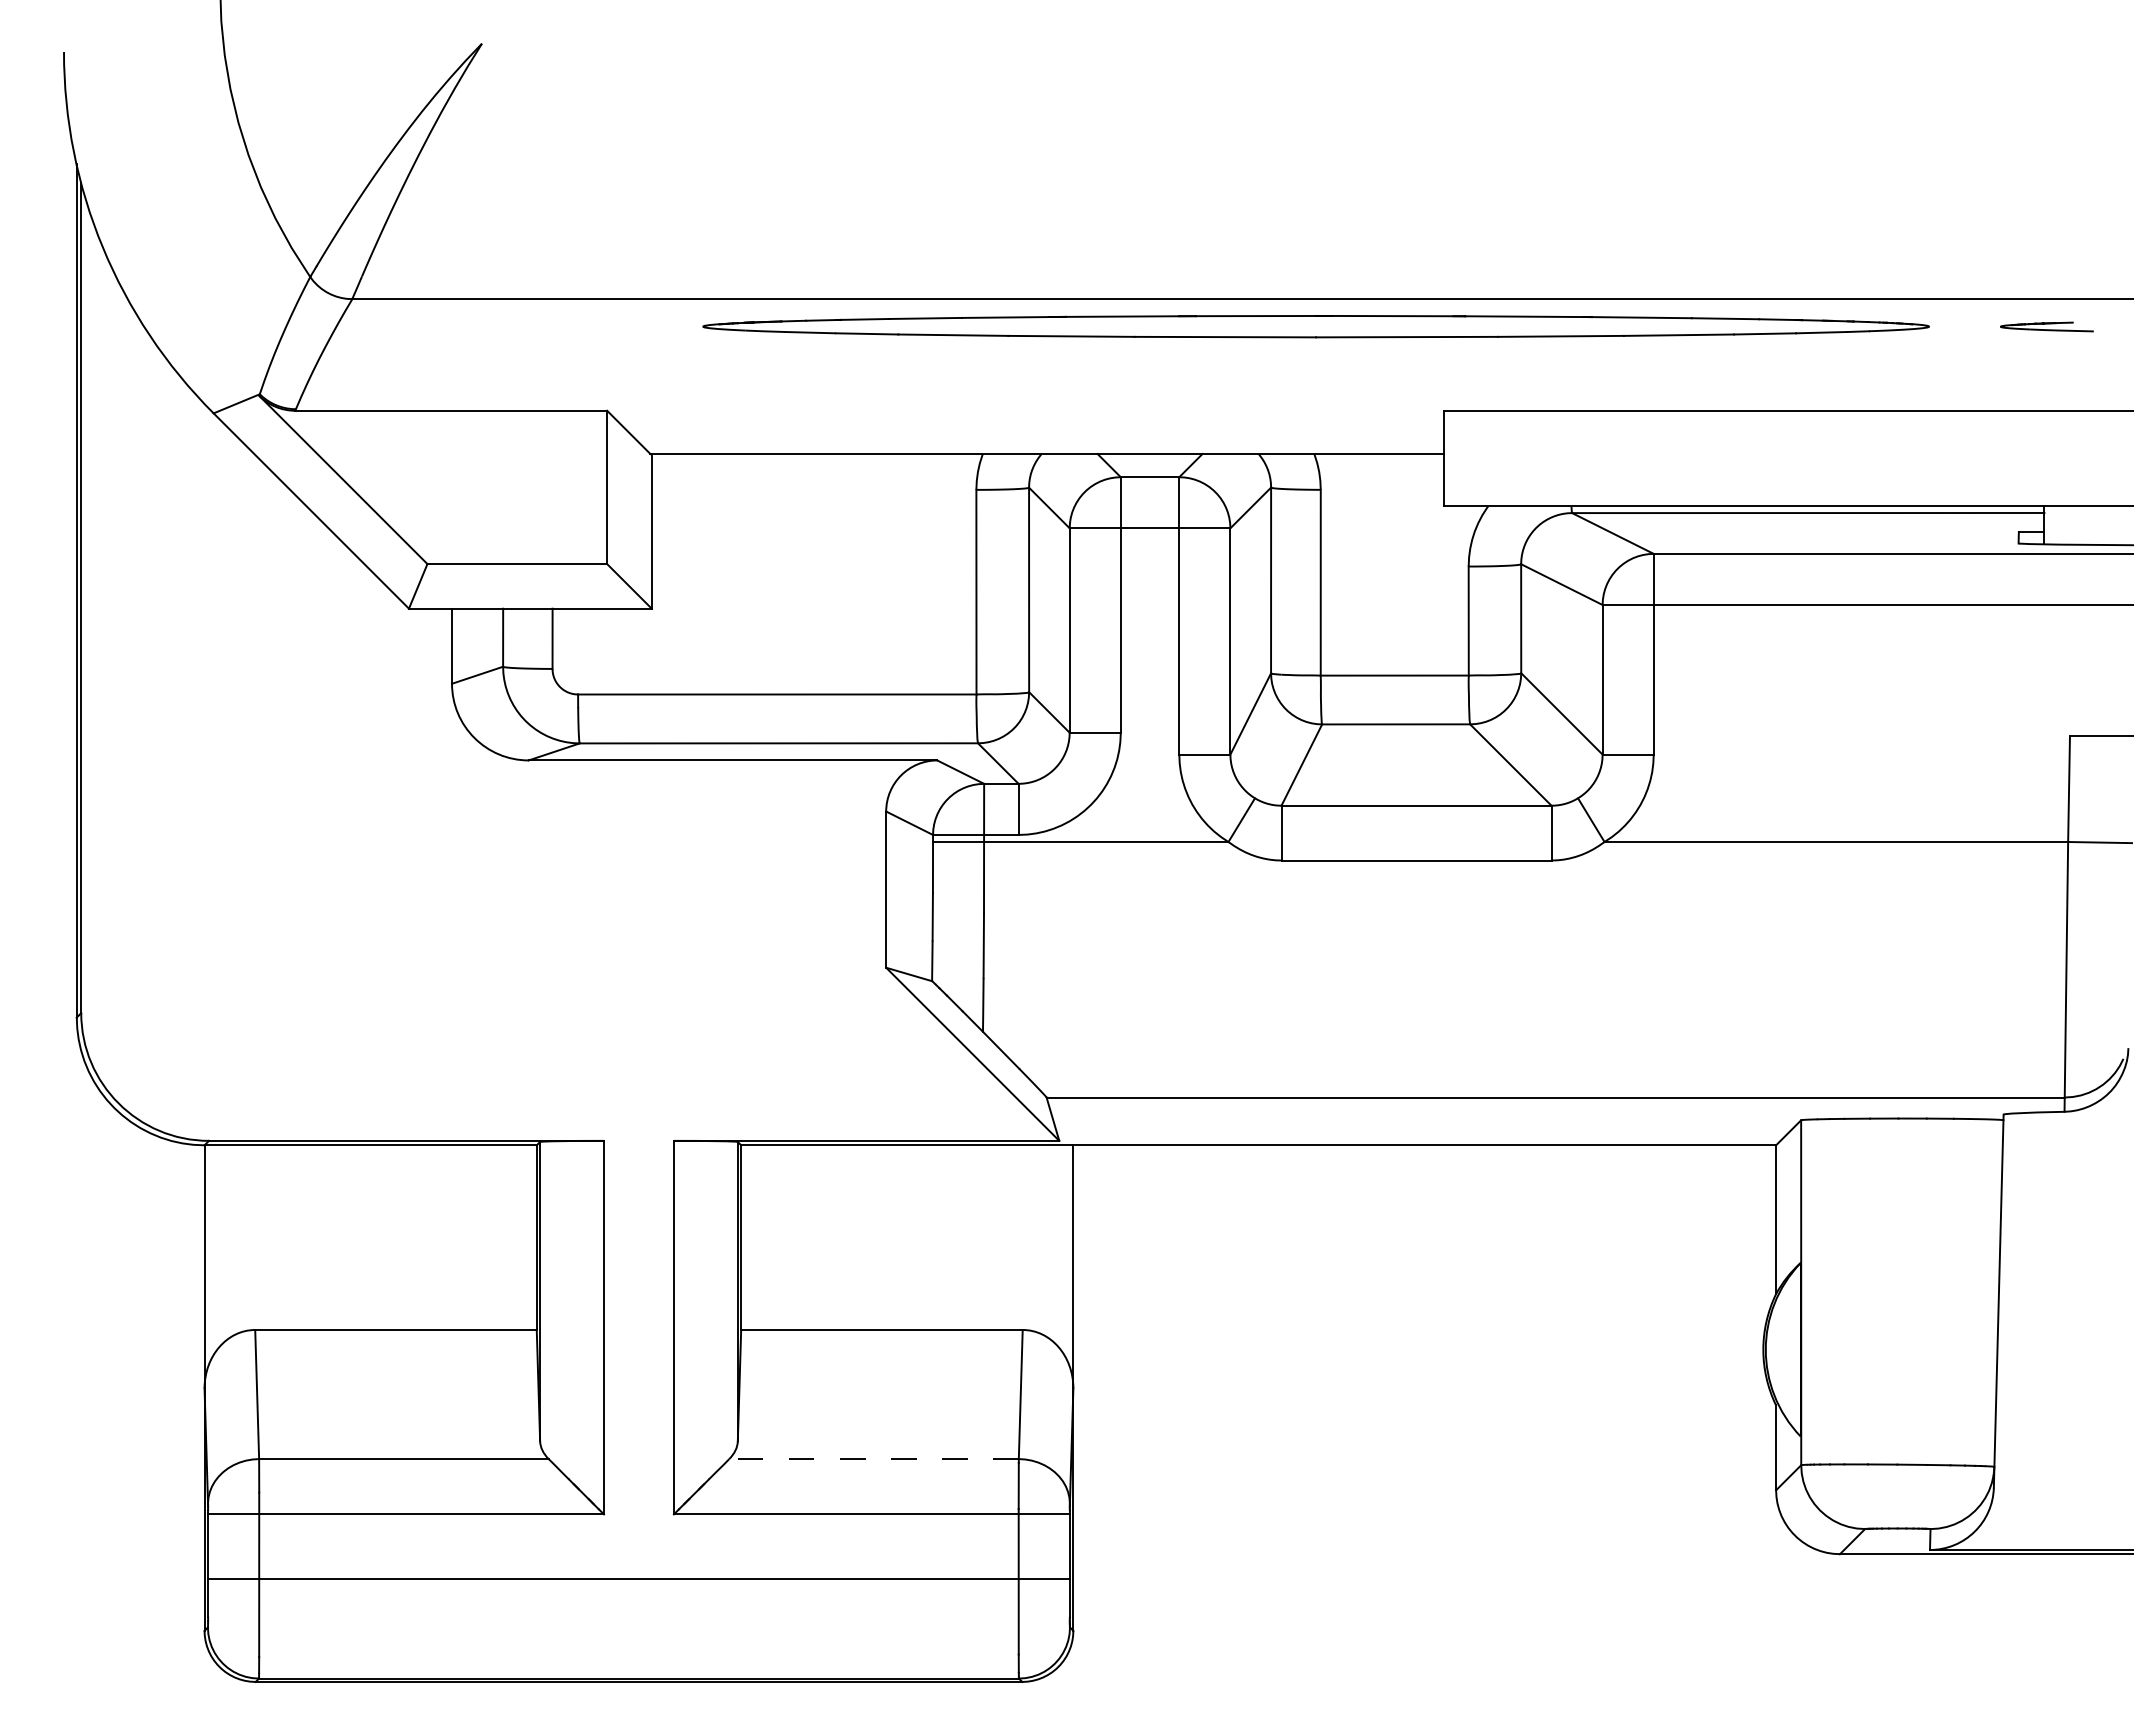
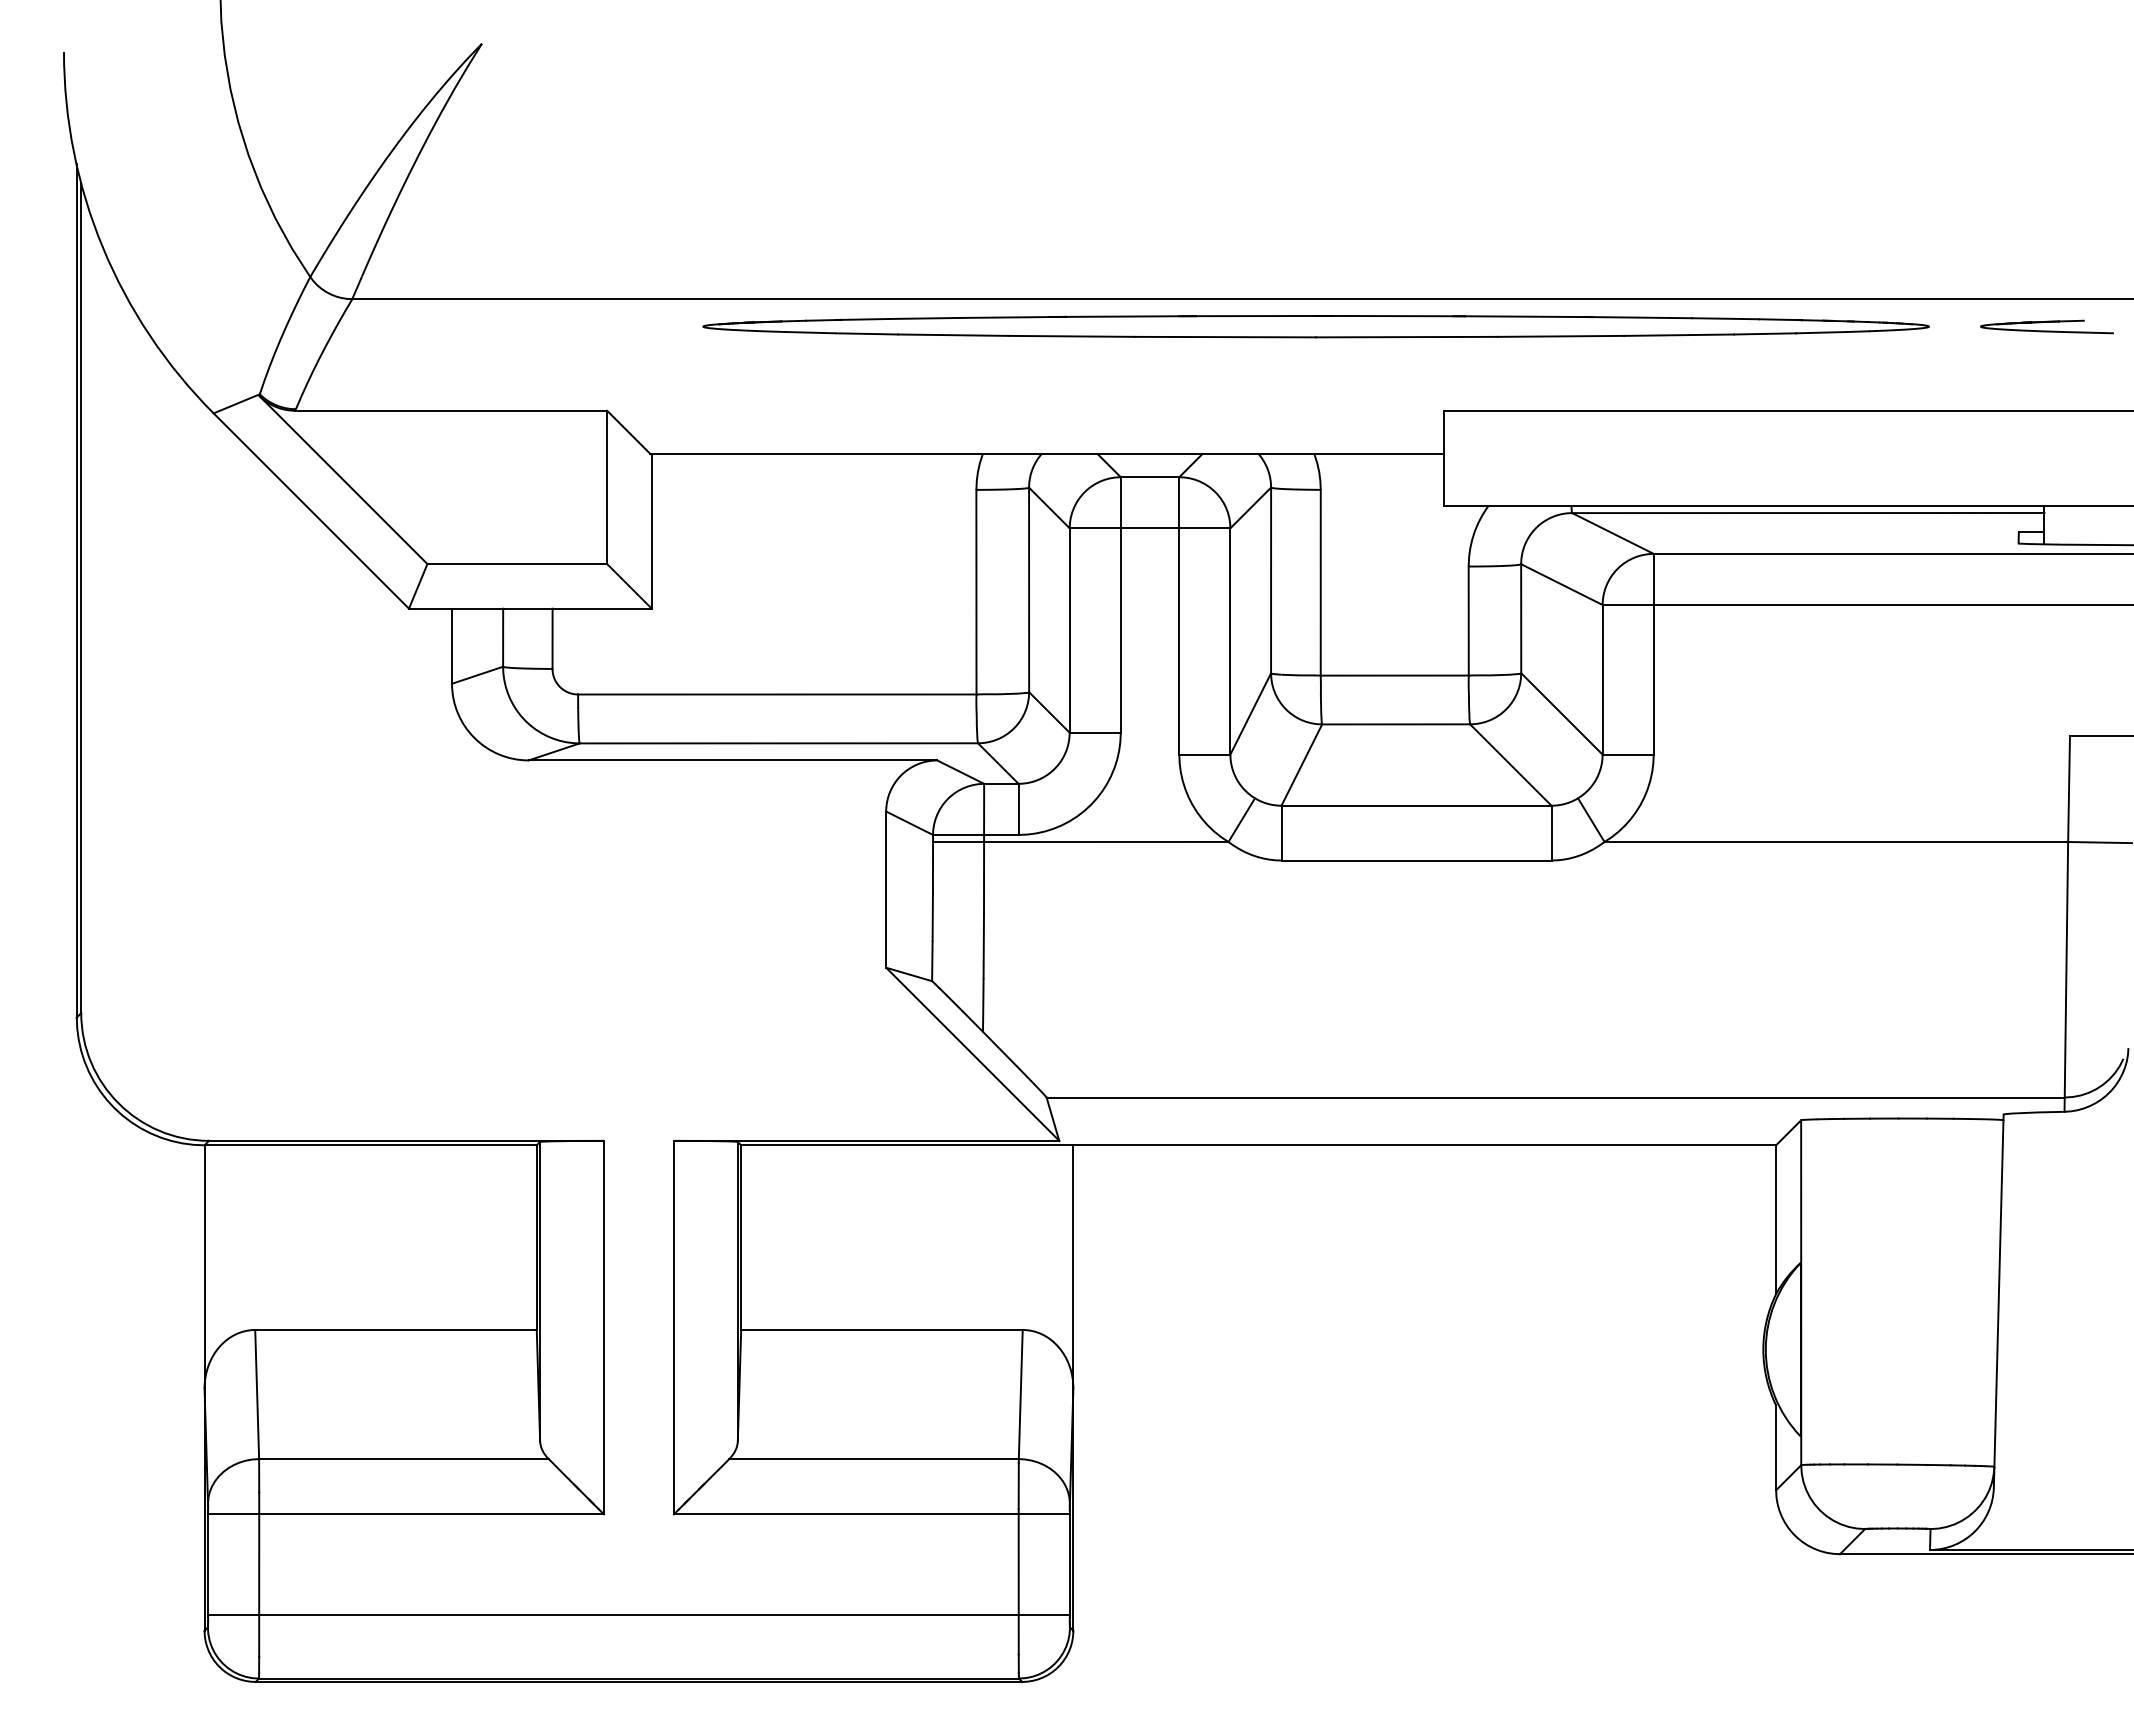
part size: 94x12 px -> 134x16 px (2046, 326)
line: dashed -> solid (874, 1459)
line position: (638, 1578) -> (638, 1614) (638, 1614)
